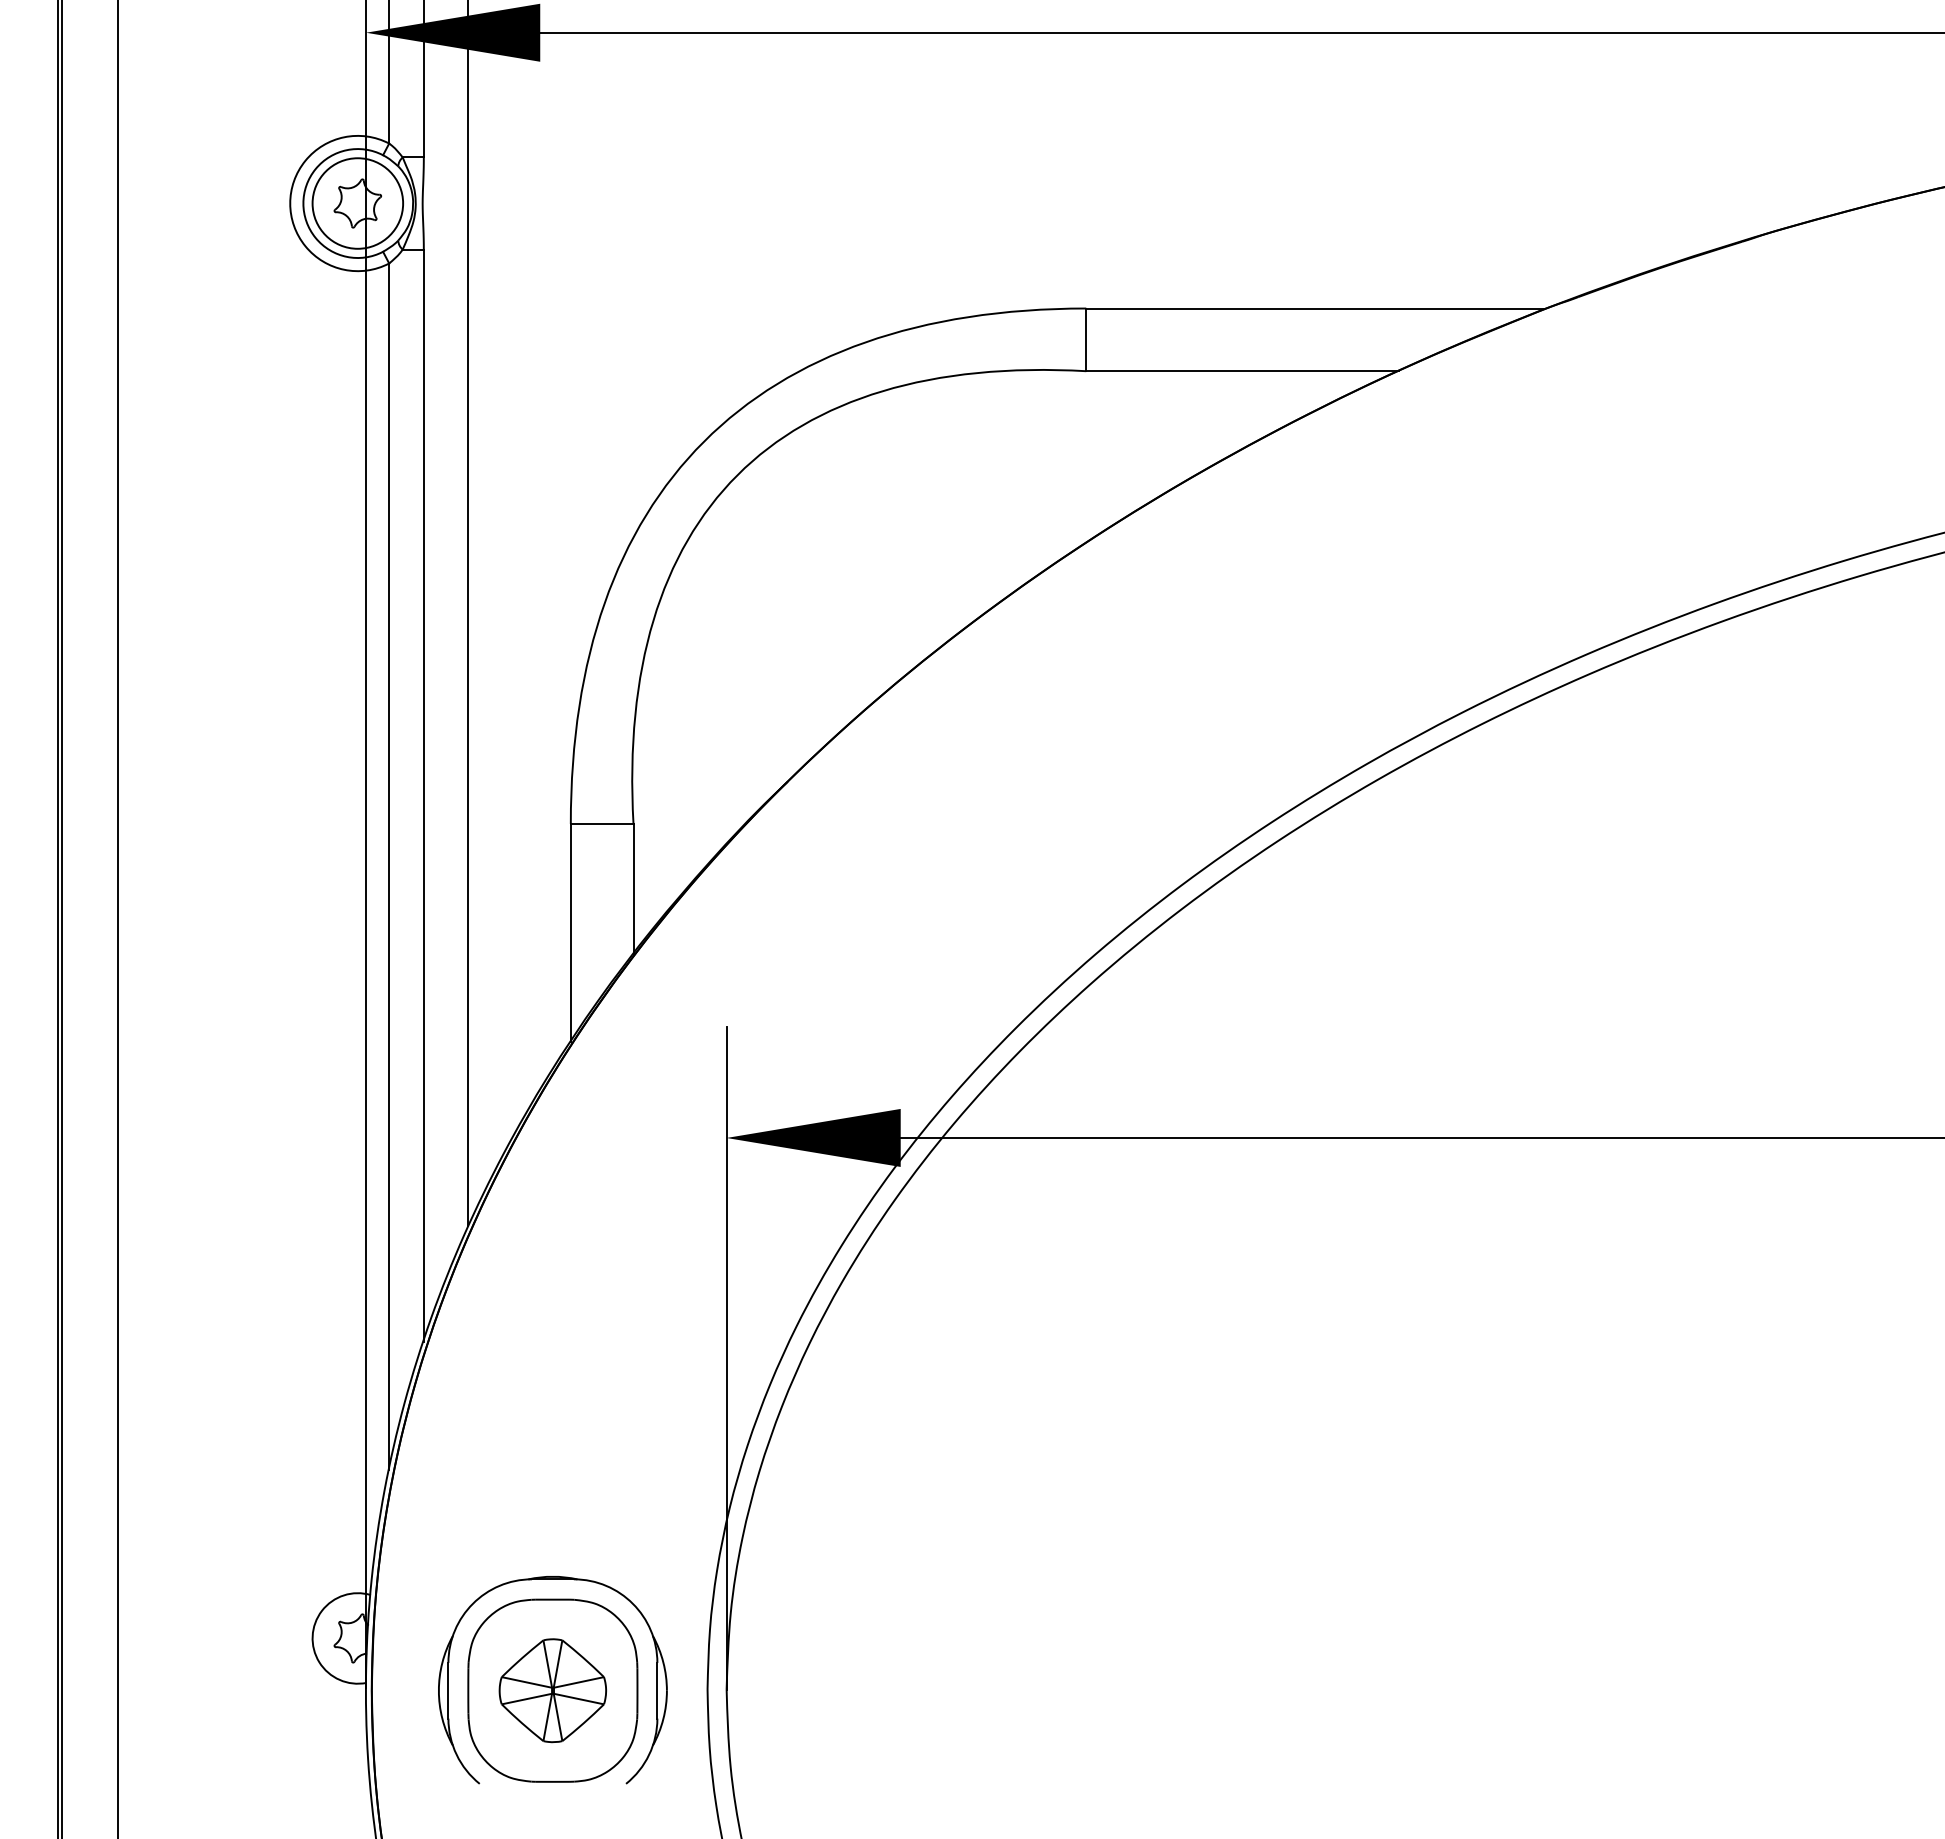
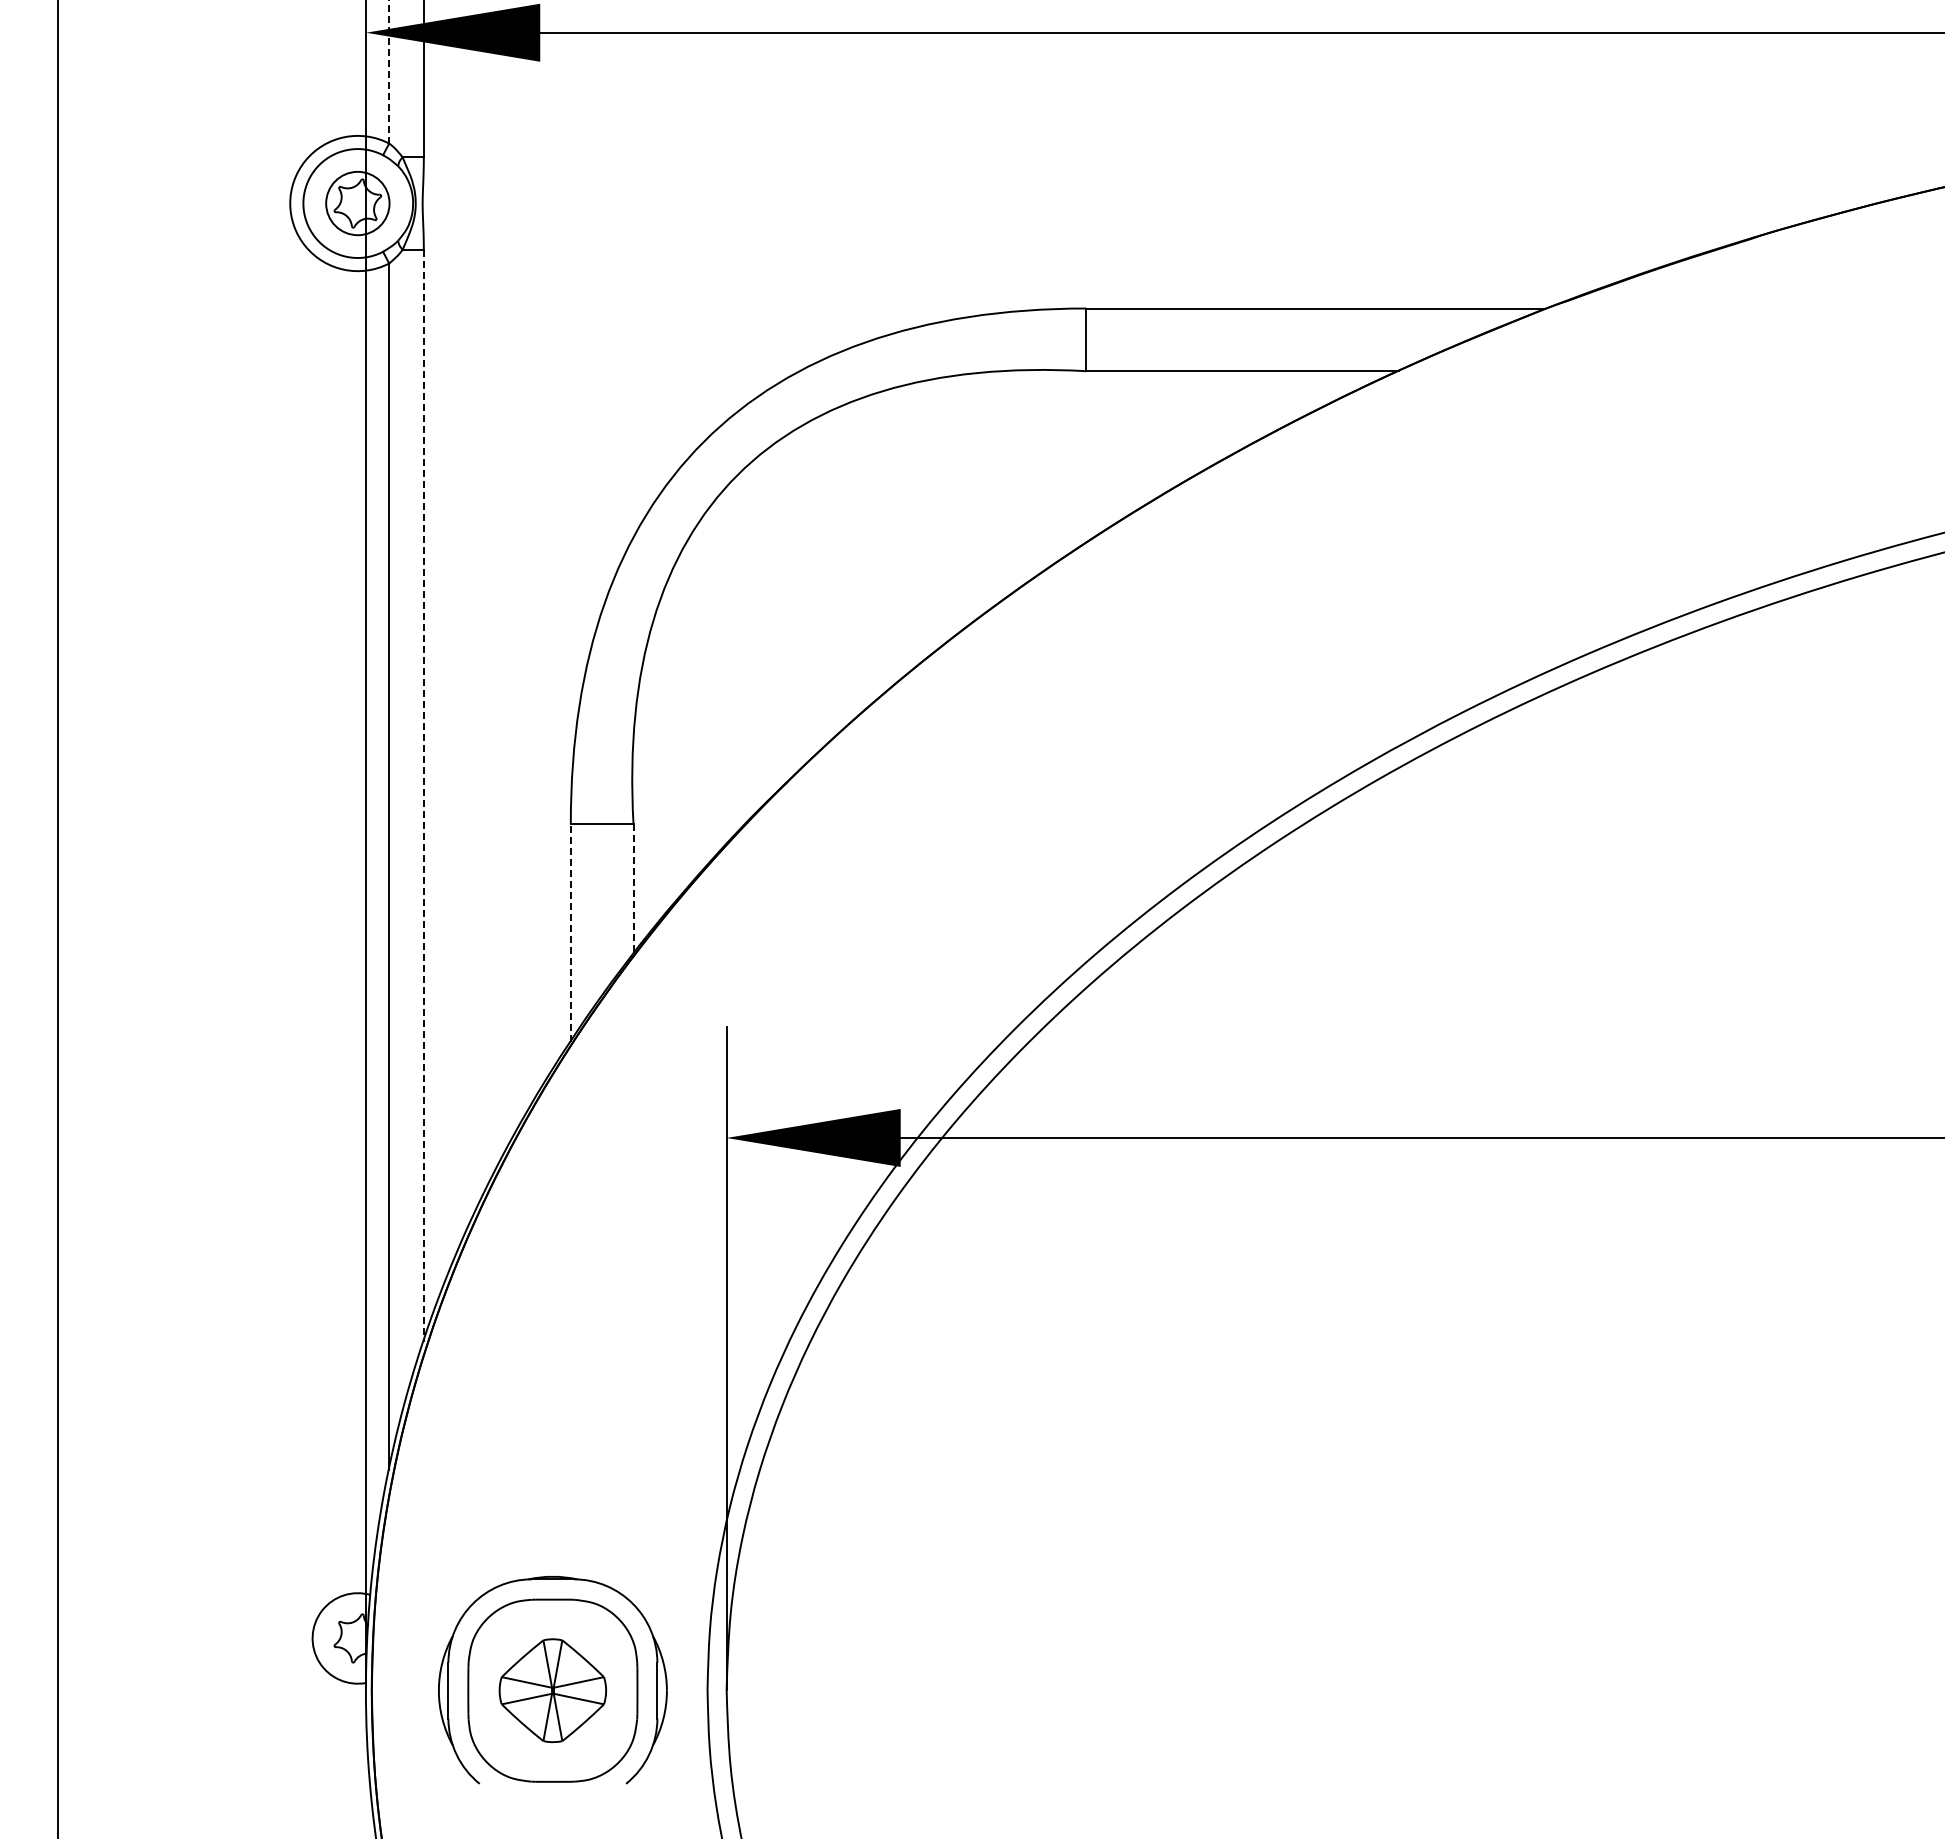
line: solid -> dashed (389, 71)
circle diameter: 91 px -> 63 px (357, 203)
line: present -> none (468, 614)
line: solid -> dashed (423, 796)
line: solid -> dashed (633, 889)
line: present -> none (62, 918)
line: present -> none (117, 918)
line: solid -> dashed (570, 932)
